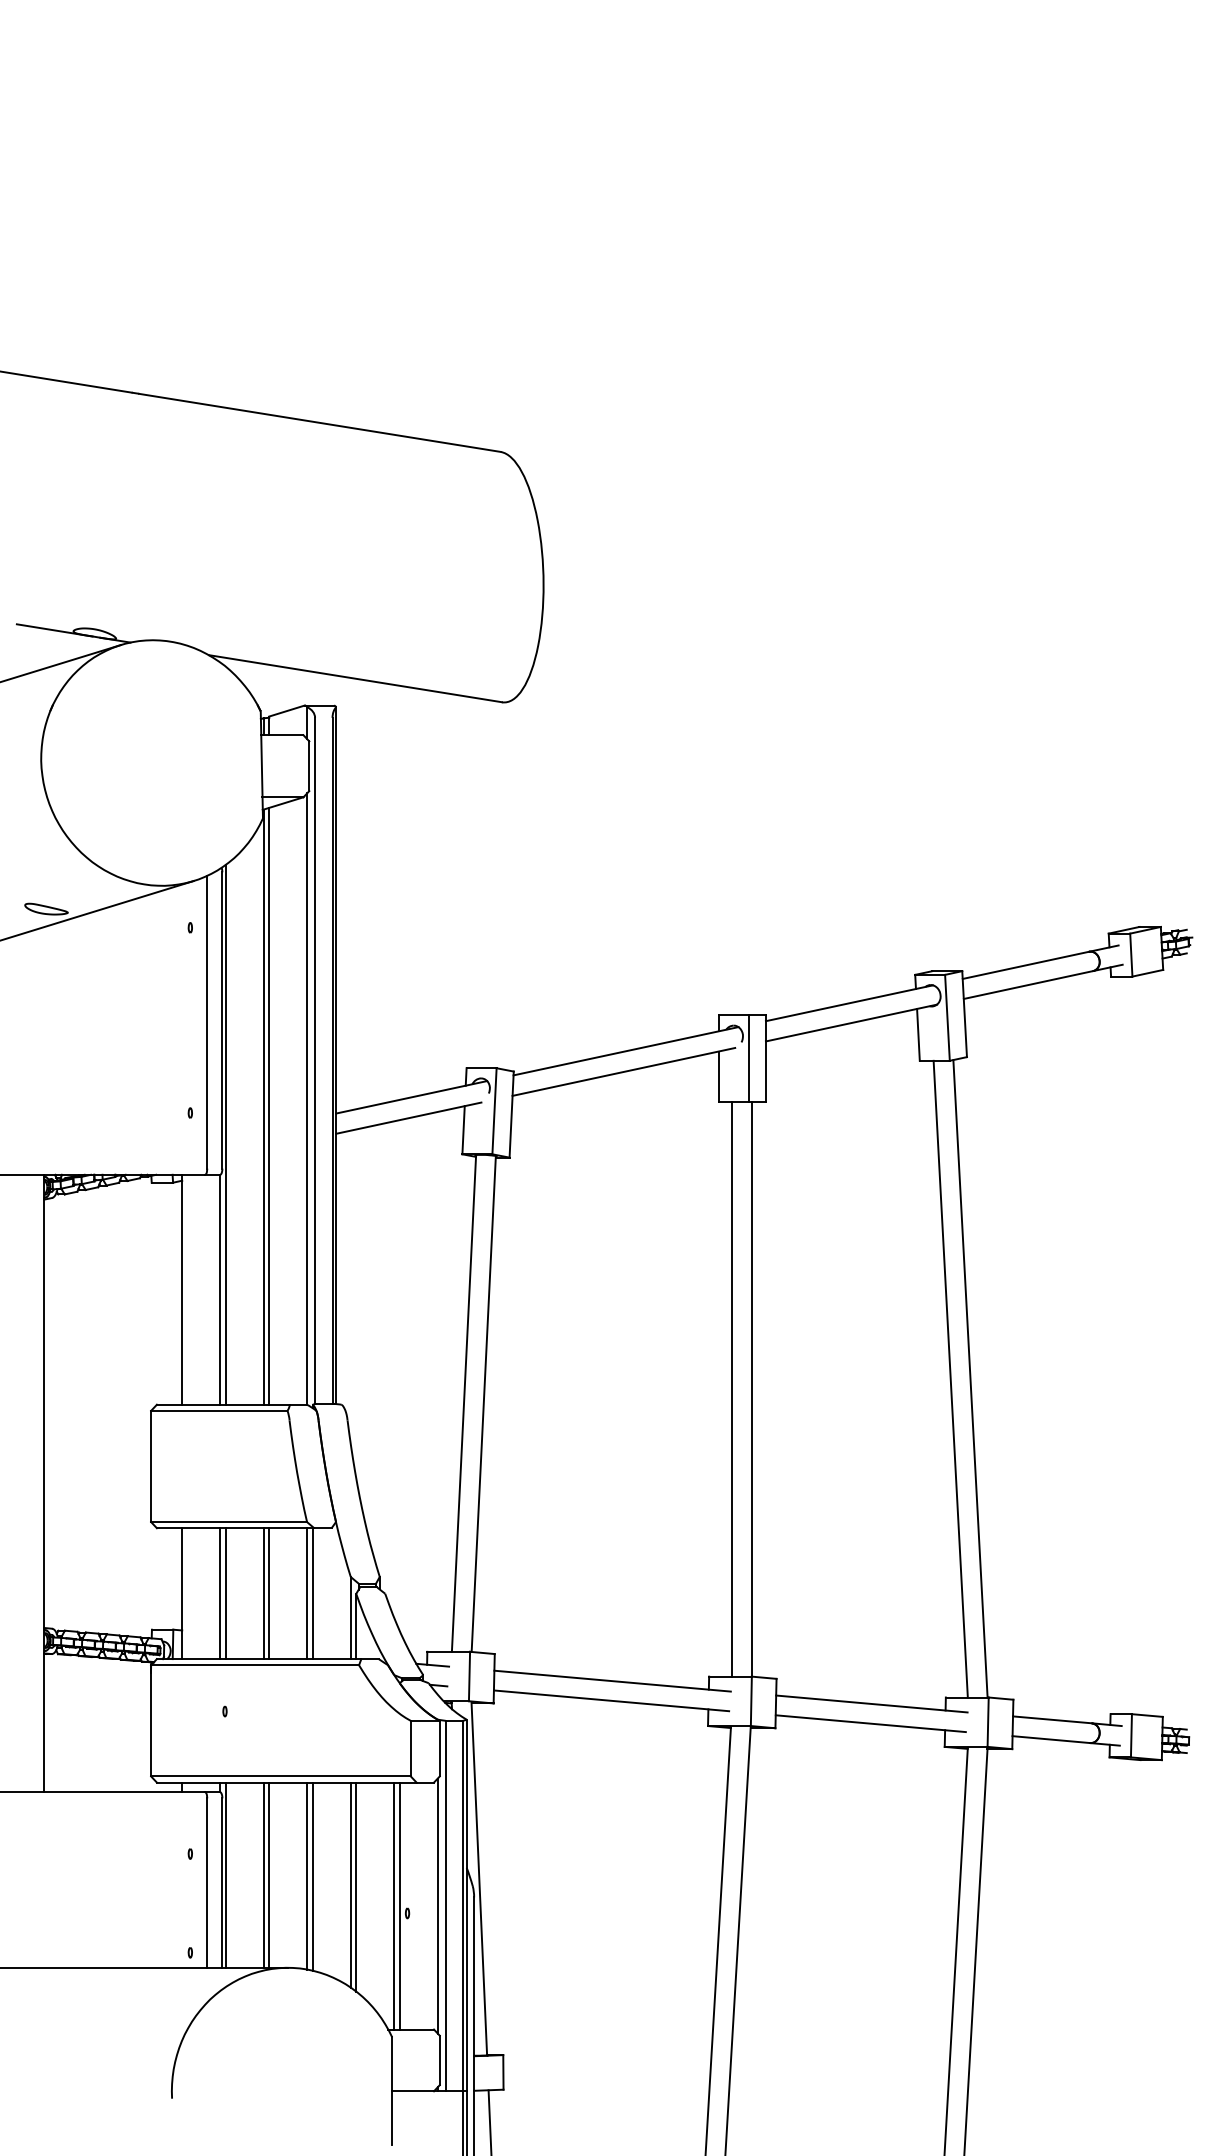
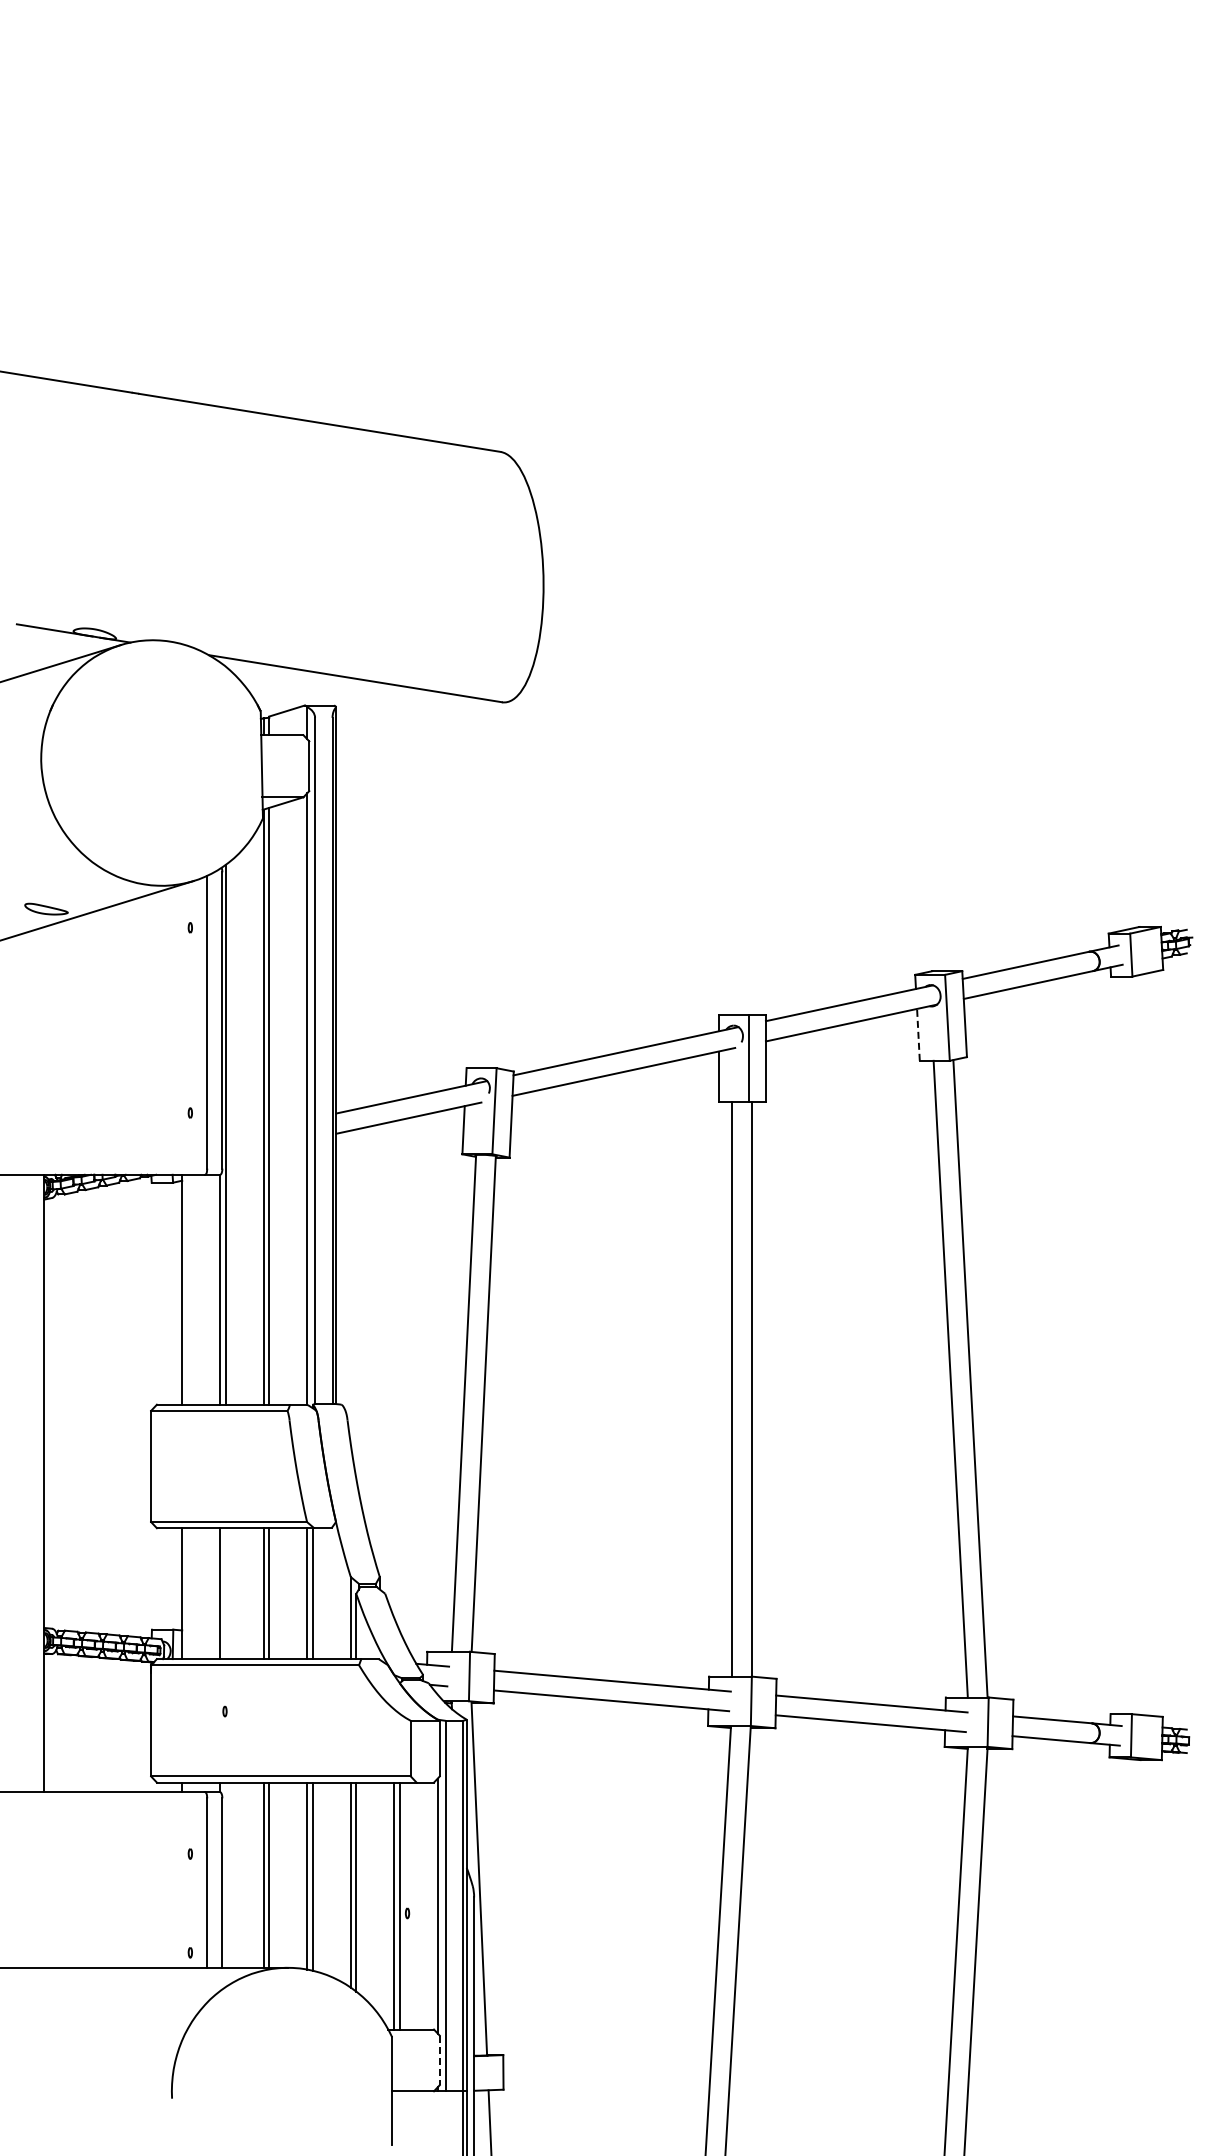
line: solid -> dashed (918, 1034)
line: present -> none (225, 1593)
line: present -> none (225, 1874)
line: solid -> dashed (439, 2060)
